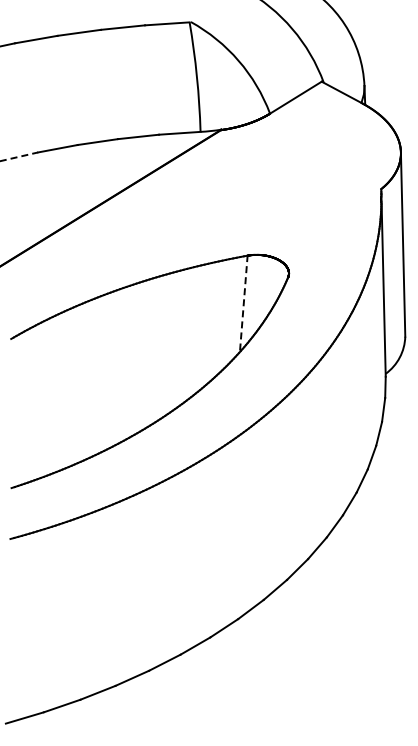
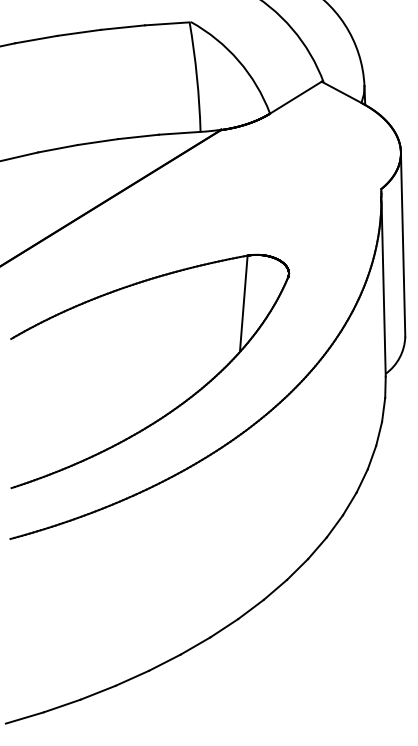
line: dashed -> solid (19, 156)
line: dashed -> solid (243, 303)
